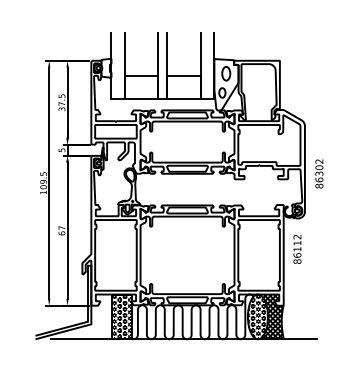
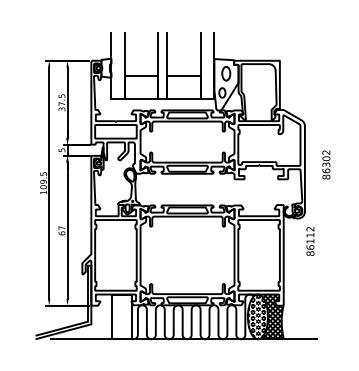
text position: (319, 173) -> (326, 164) (326, 164)
text position: (297, 249) -> (310, 241) (310, 241)
hatch: present -> none (121, 316)
